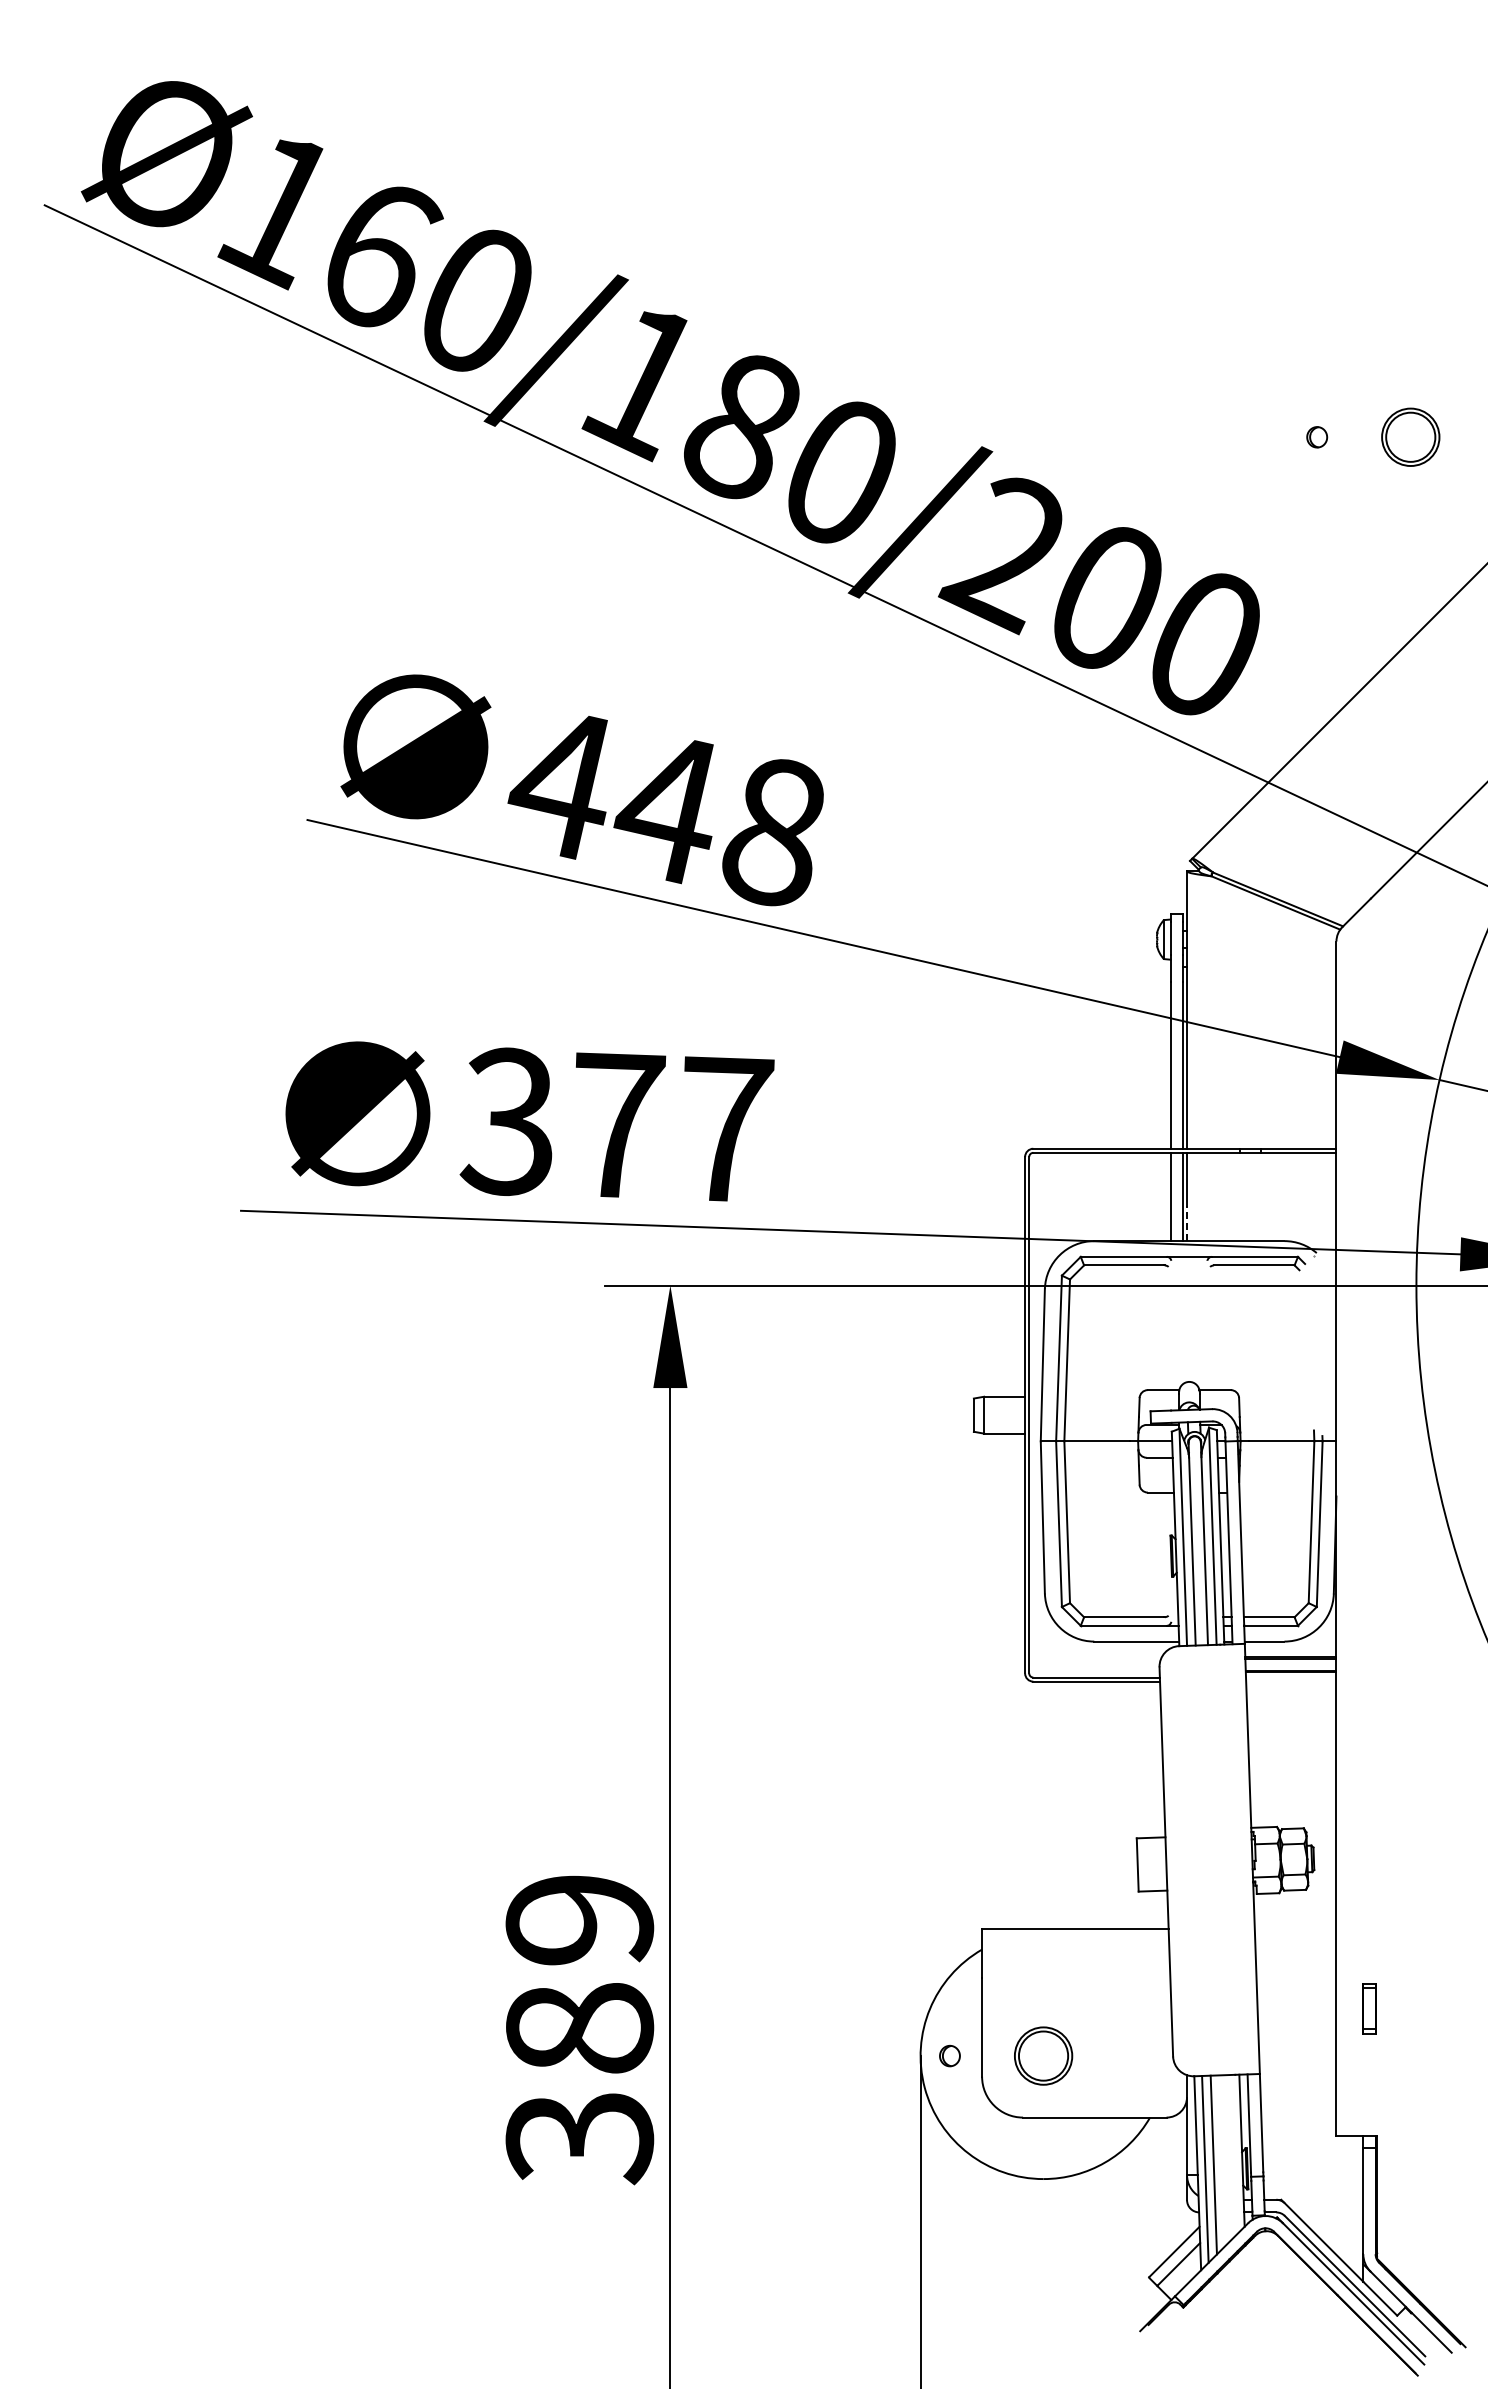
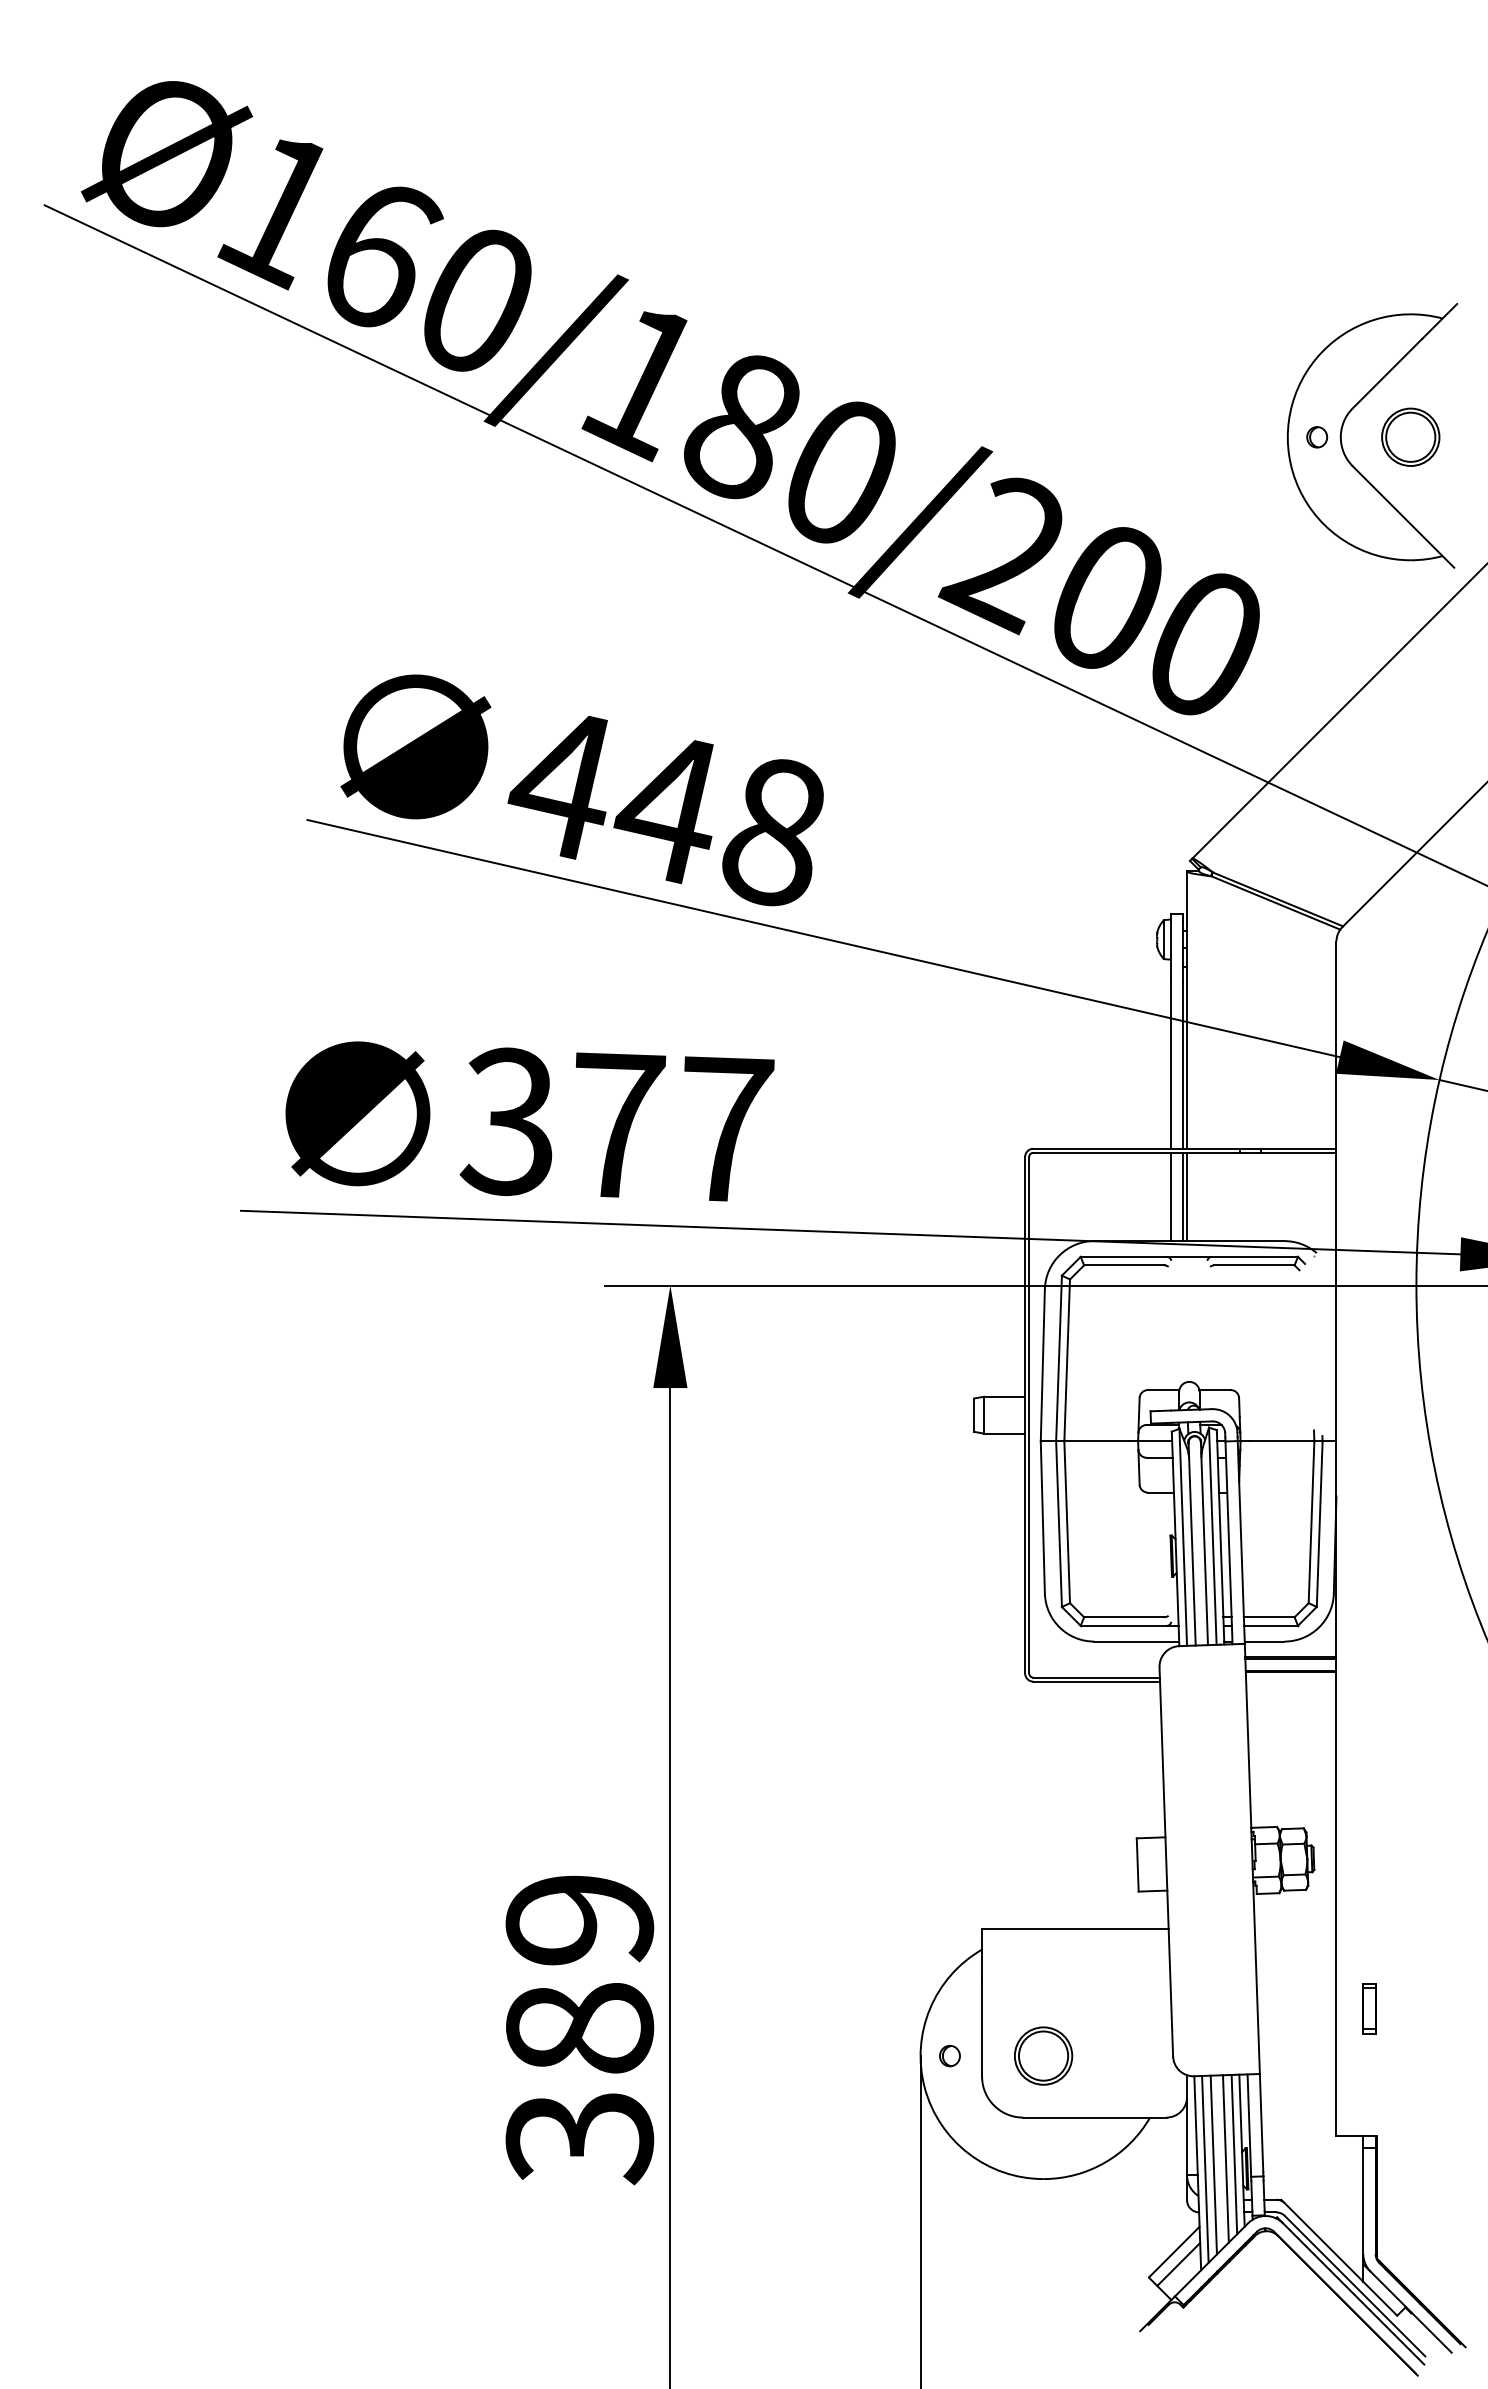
part: none -> present (1342, 431)
line: dashed -> solid (1187, 1223)
line: none -> present (1234, 2154)
line: none -> present (1225, 2158)
